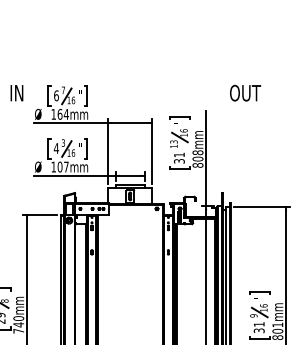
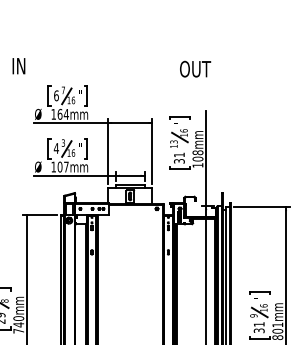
text position: (245, 92) -> (195, 68) (195, 68)
text position: (16, 93) -> (18, 66) (18, 66)
text: 808mm -> 108mm (197, 165)
